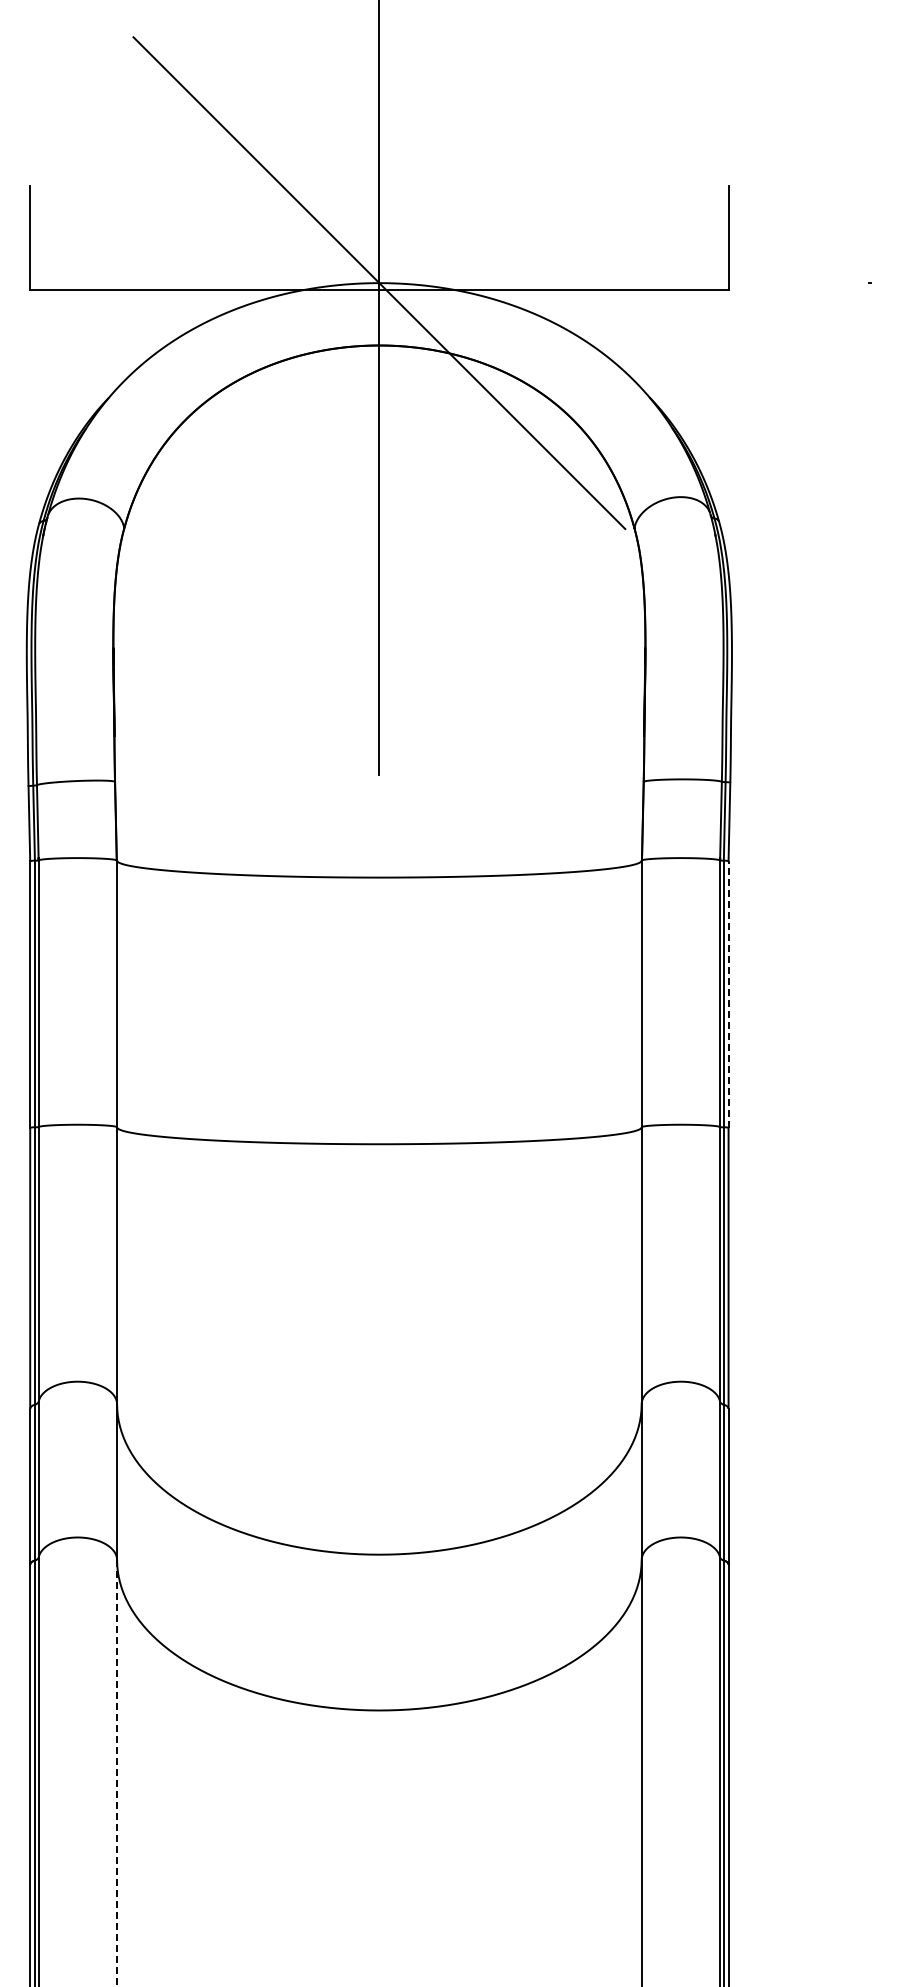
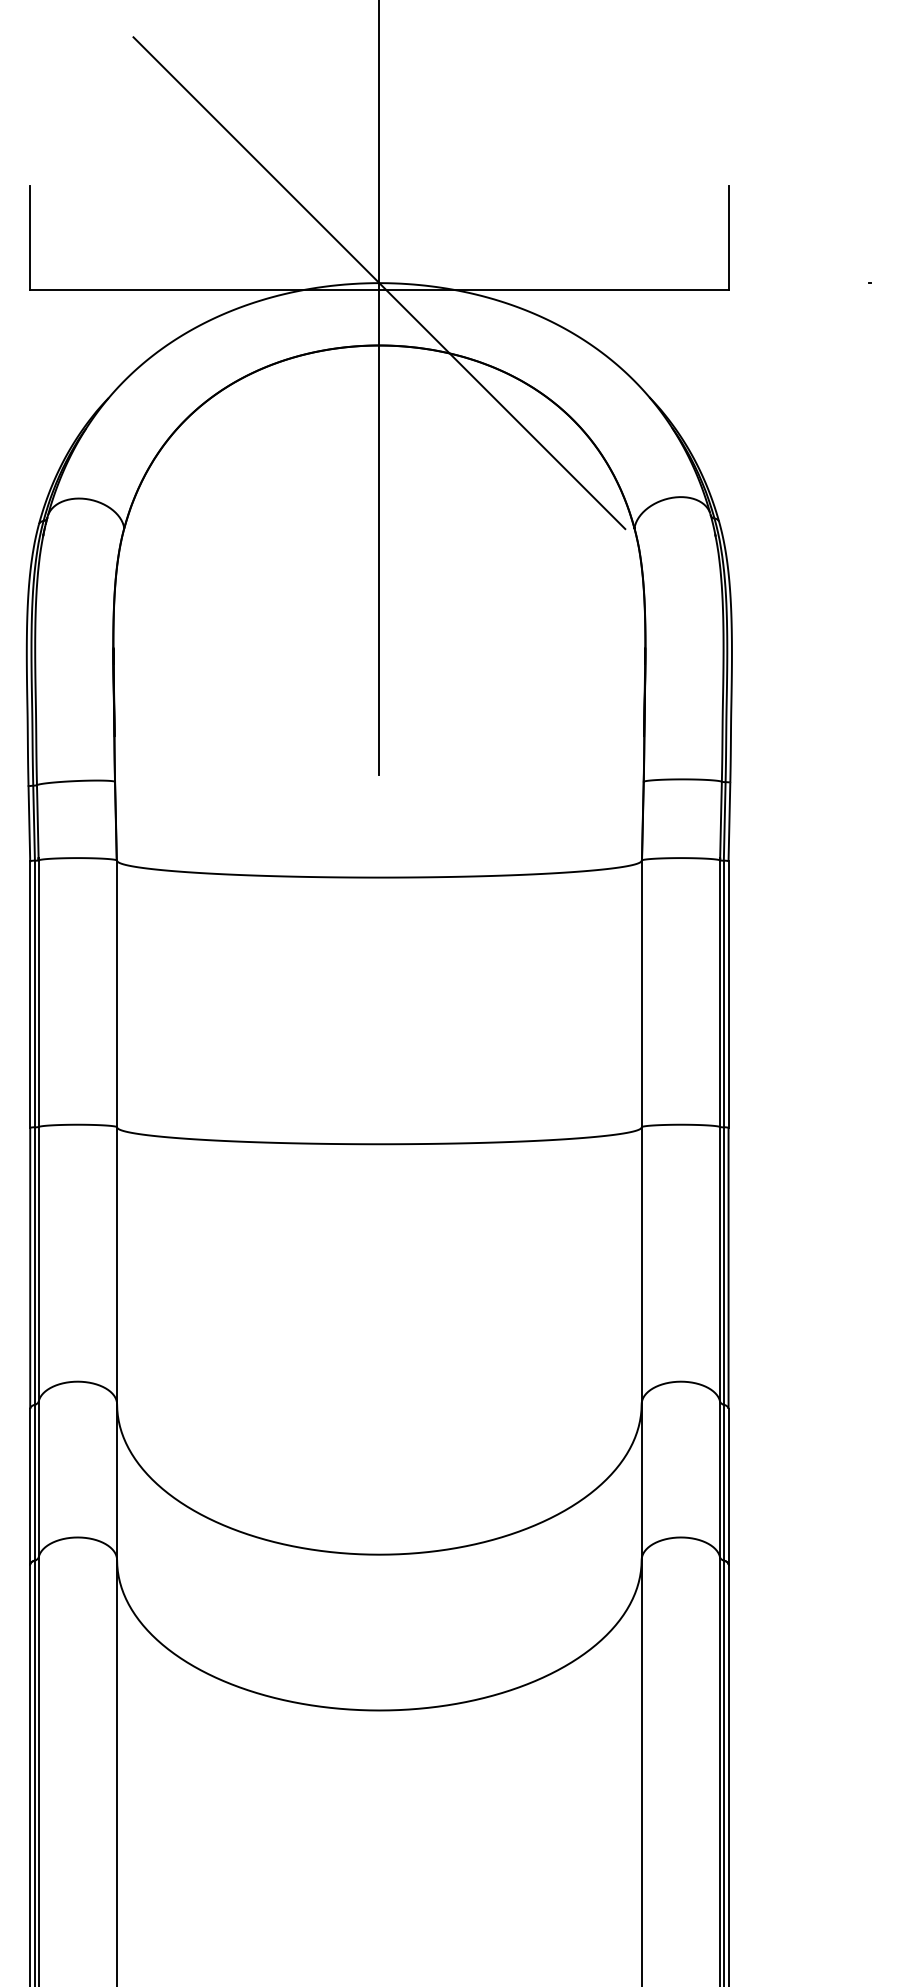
line: dashed -> solid (728, 994)
line: dashed -> solid (117, 1773)
